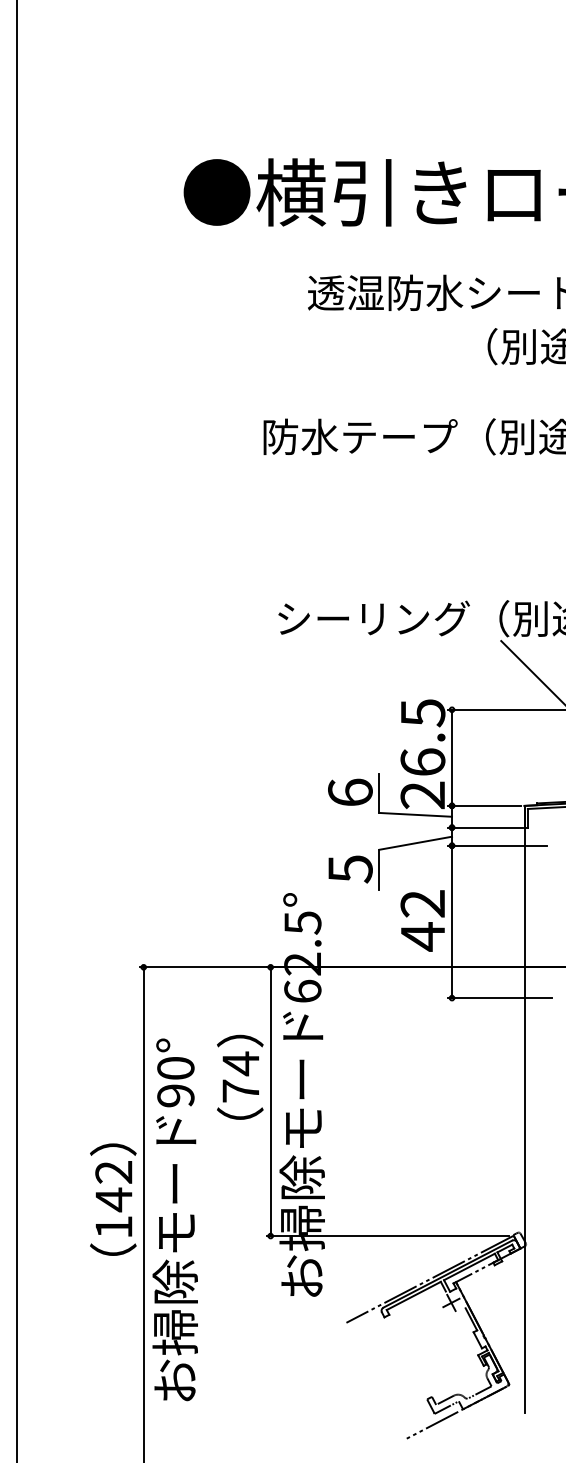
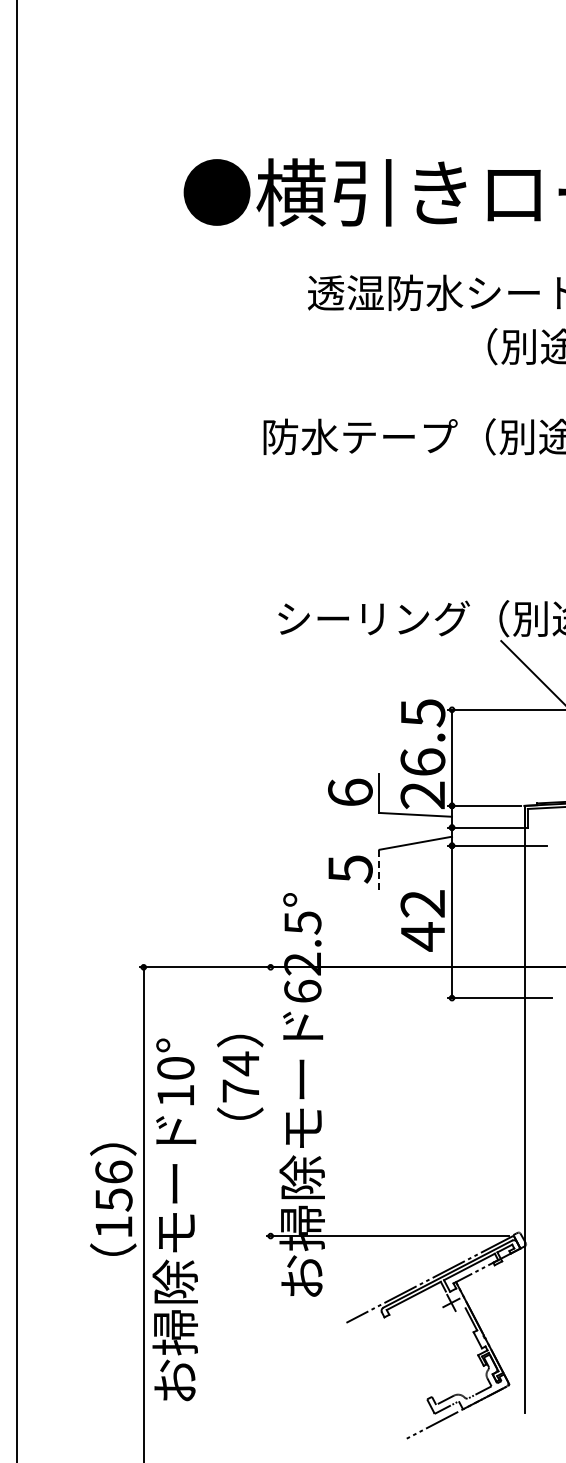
line: solid -> dashed (379, 869)
text: 90° -> 10° (175, 1095)
line: present -> none (270, 1101)
text: 142 -> 156 (113, 1186)
